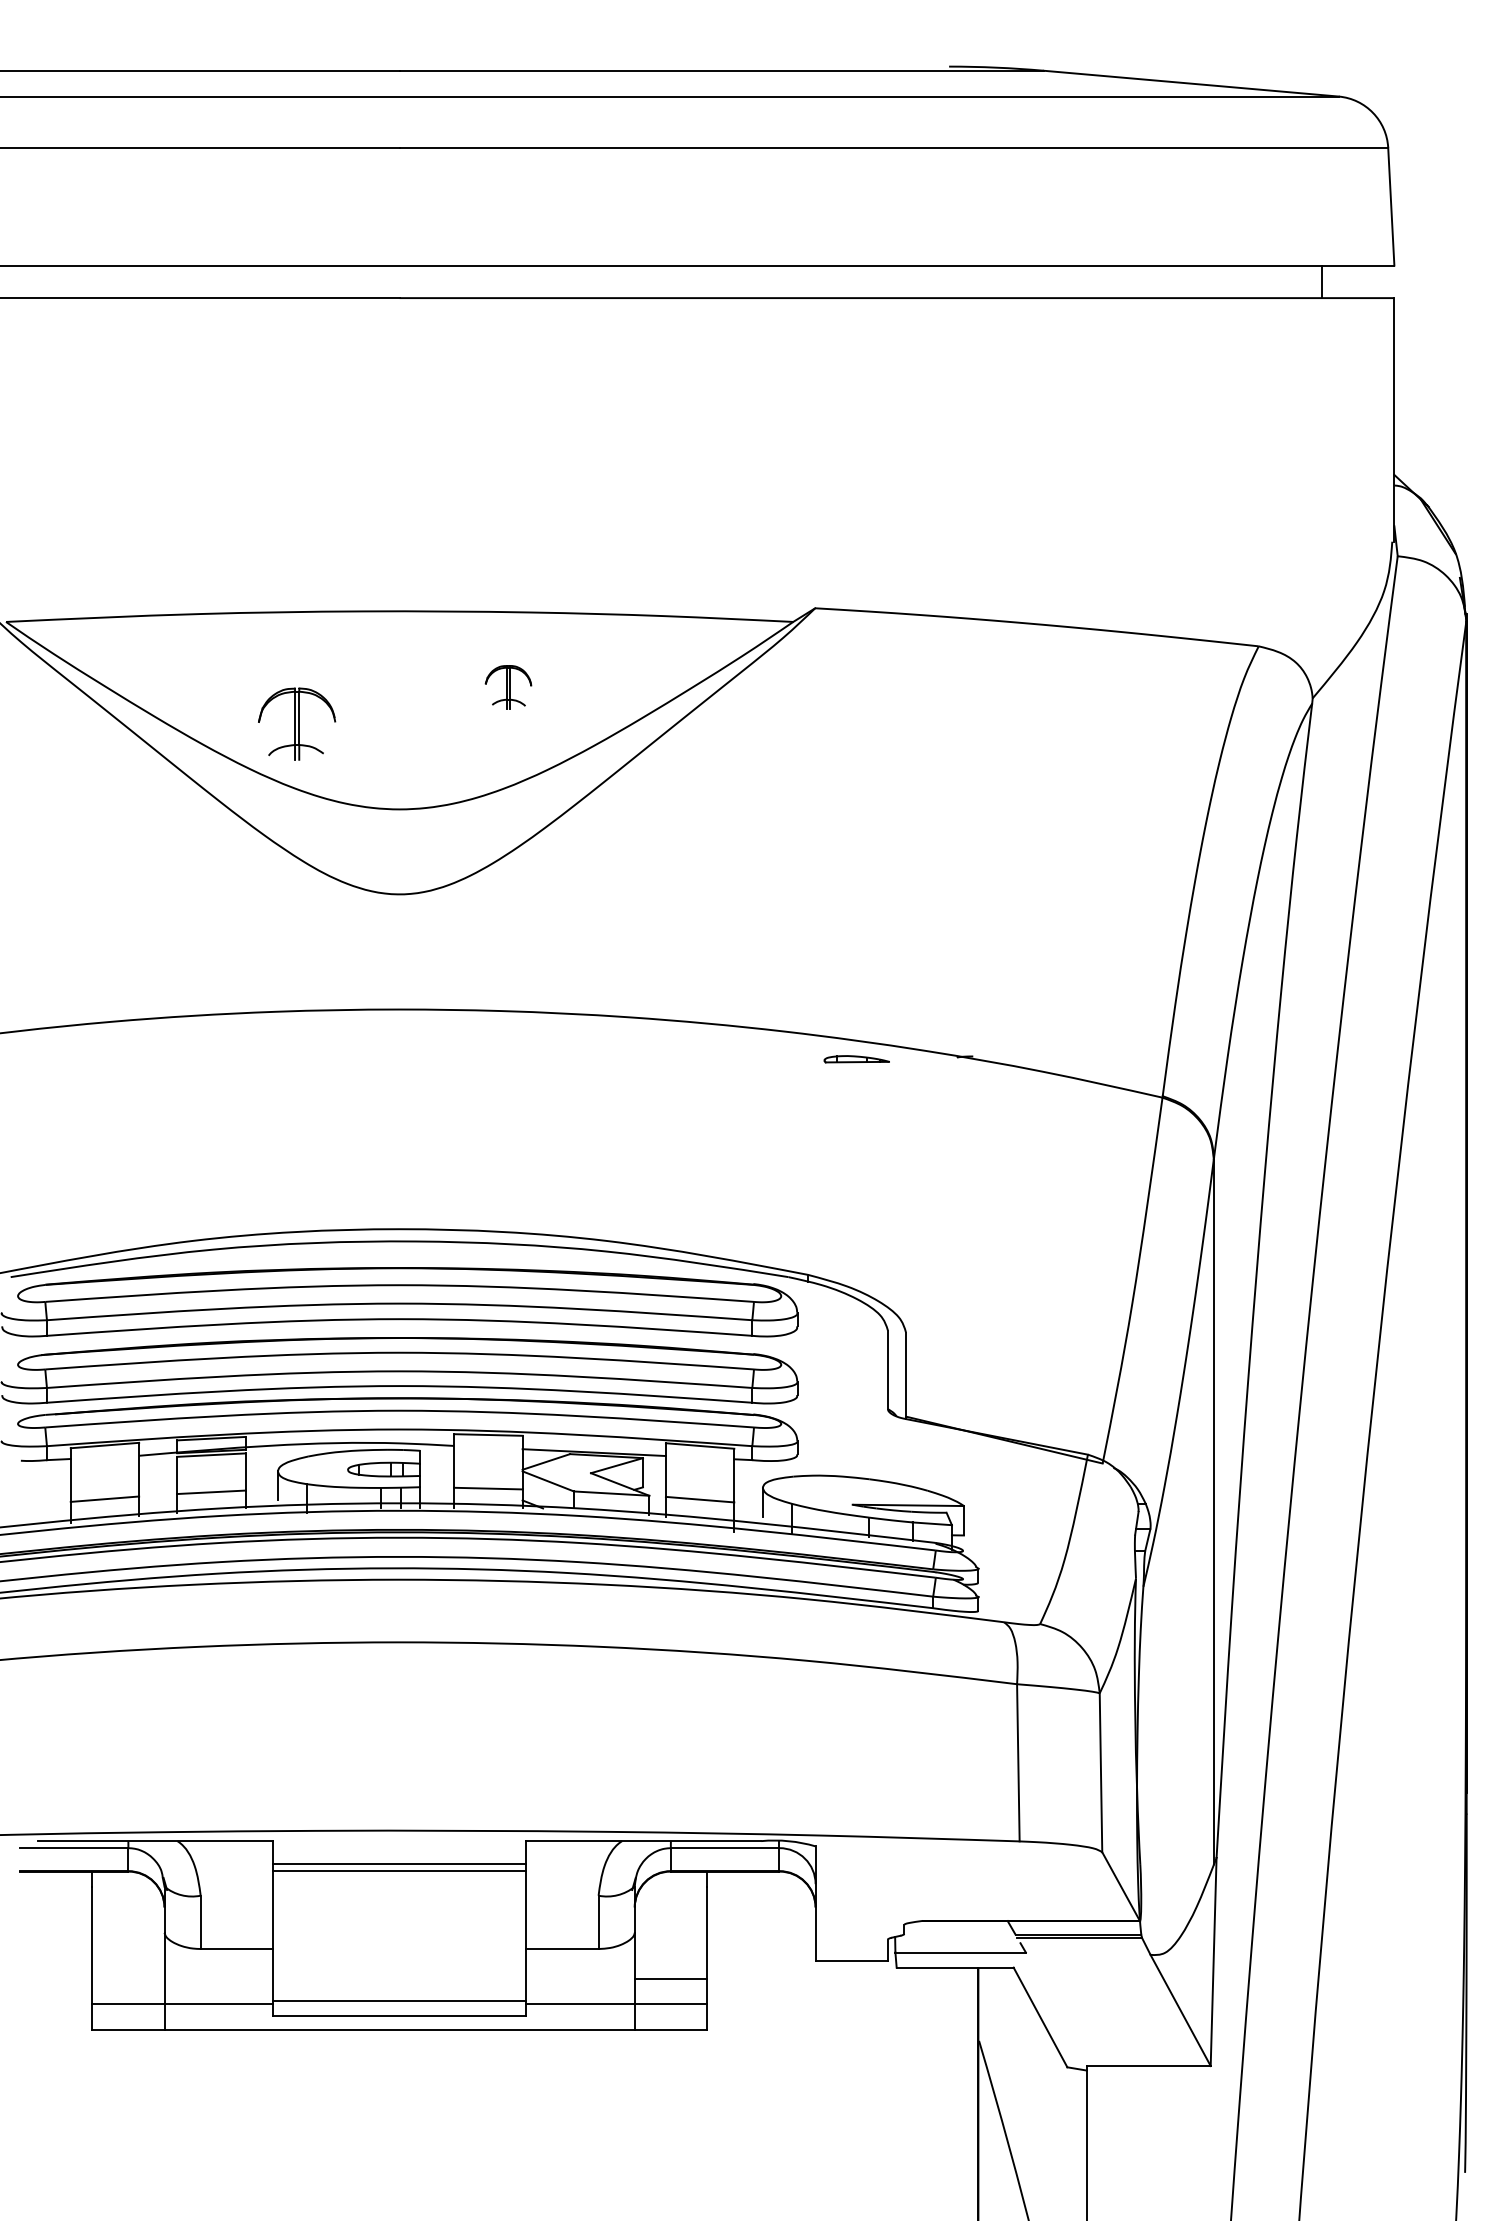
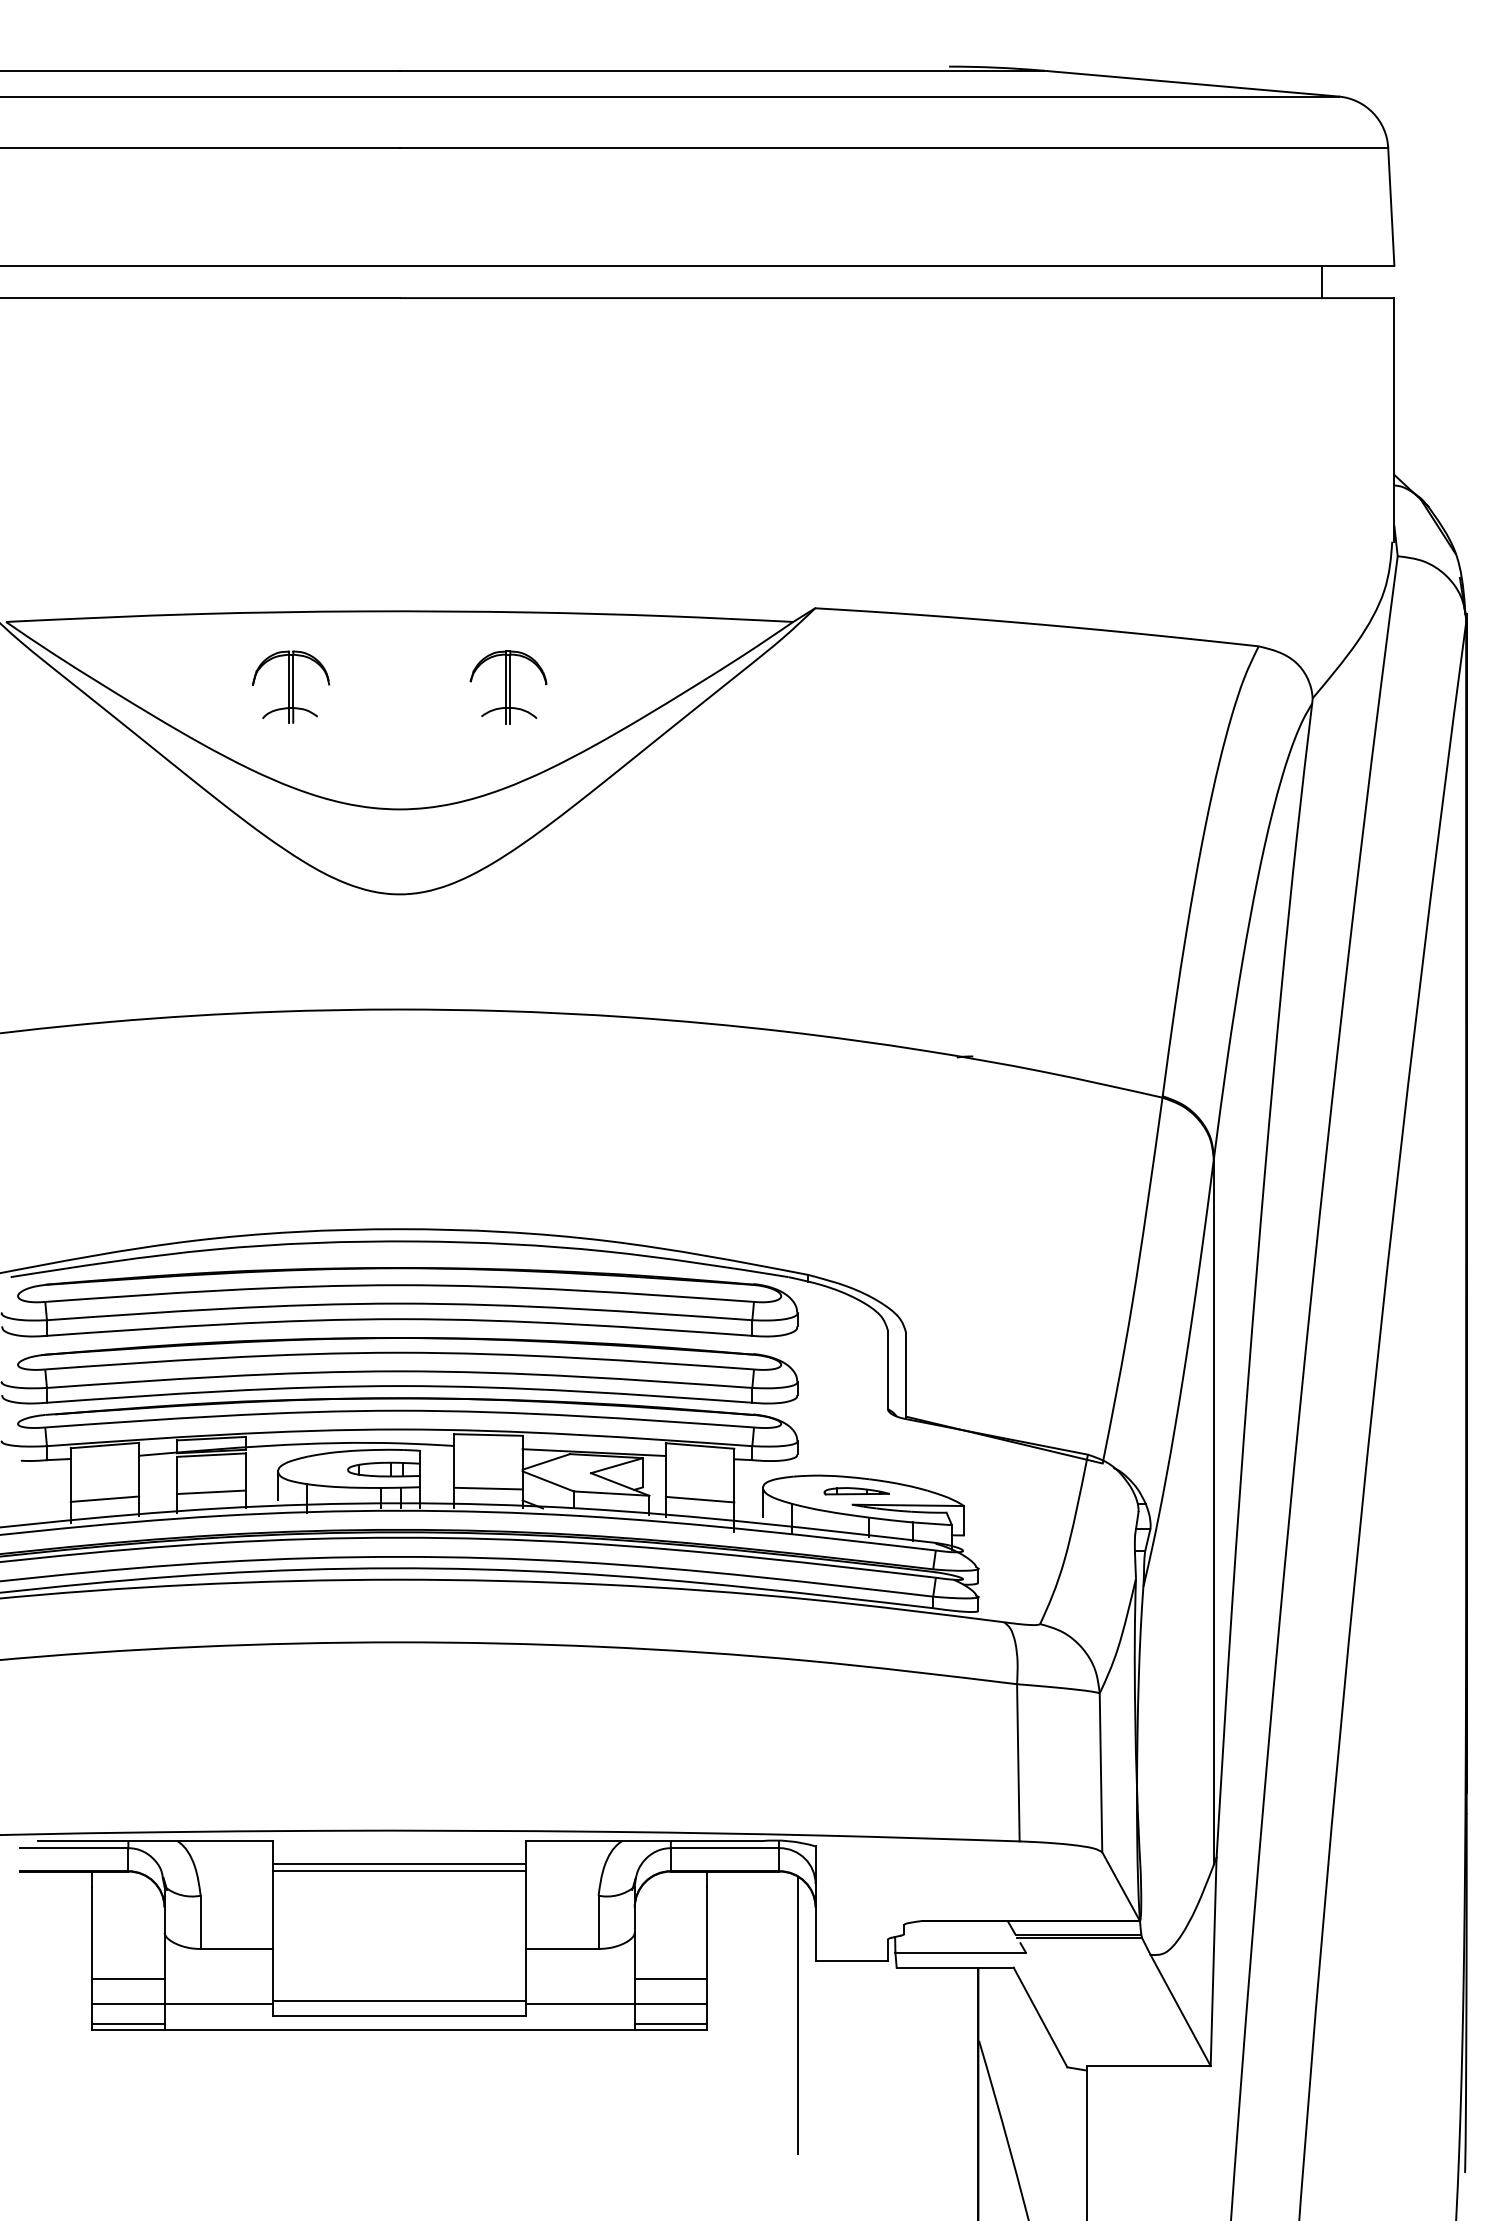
part size: 49x45 px -> 79x75 px (508, 687)
part position: (297, 723) -> (291, 686) (291, 686)
part position: (856, 1059) -> (856, 1491) (856, 1491)
line: none -> present (128, 1979)
line: none -> present (797, 2015)
line: none -> present (128, 2024)
line: none -> present (670, 2024)
